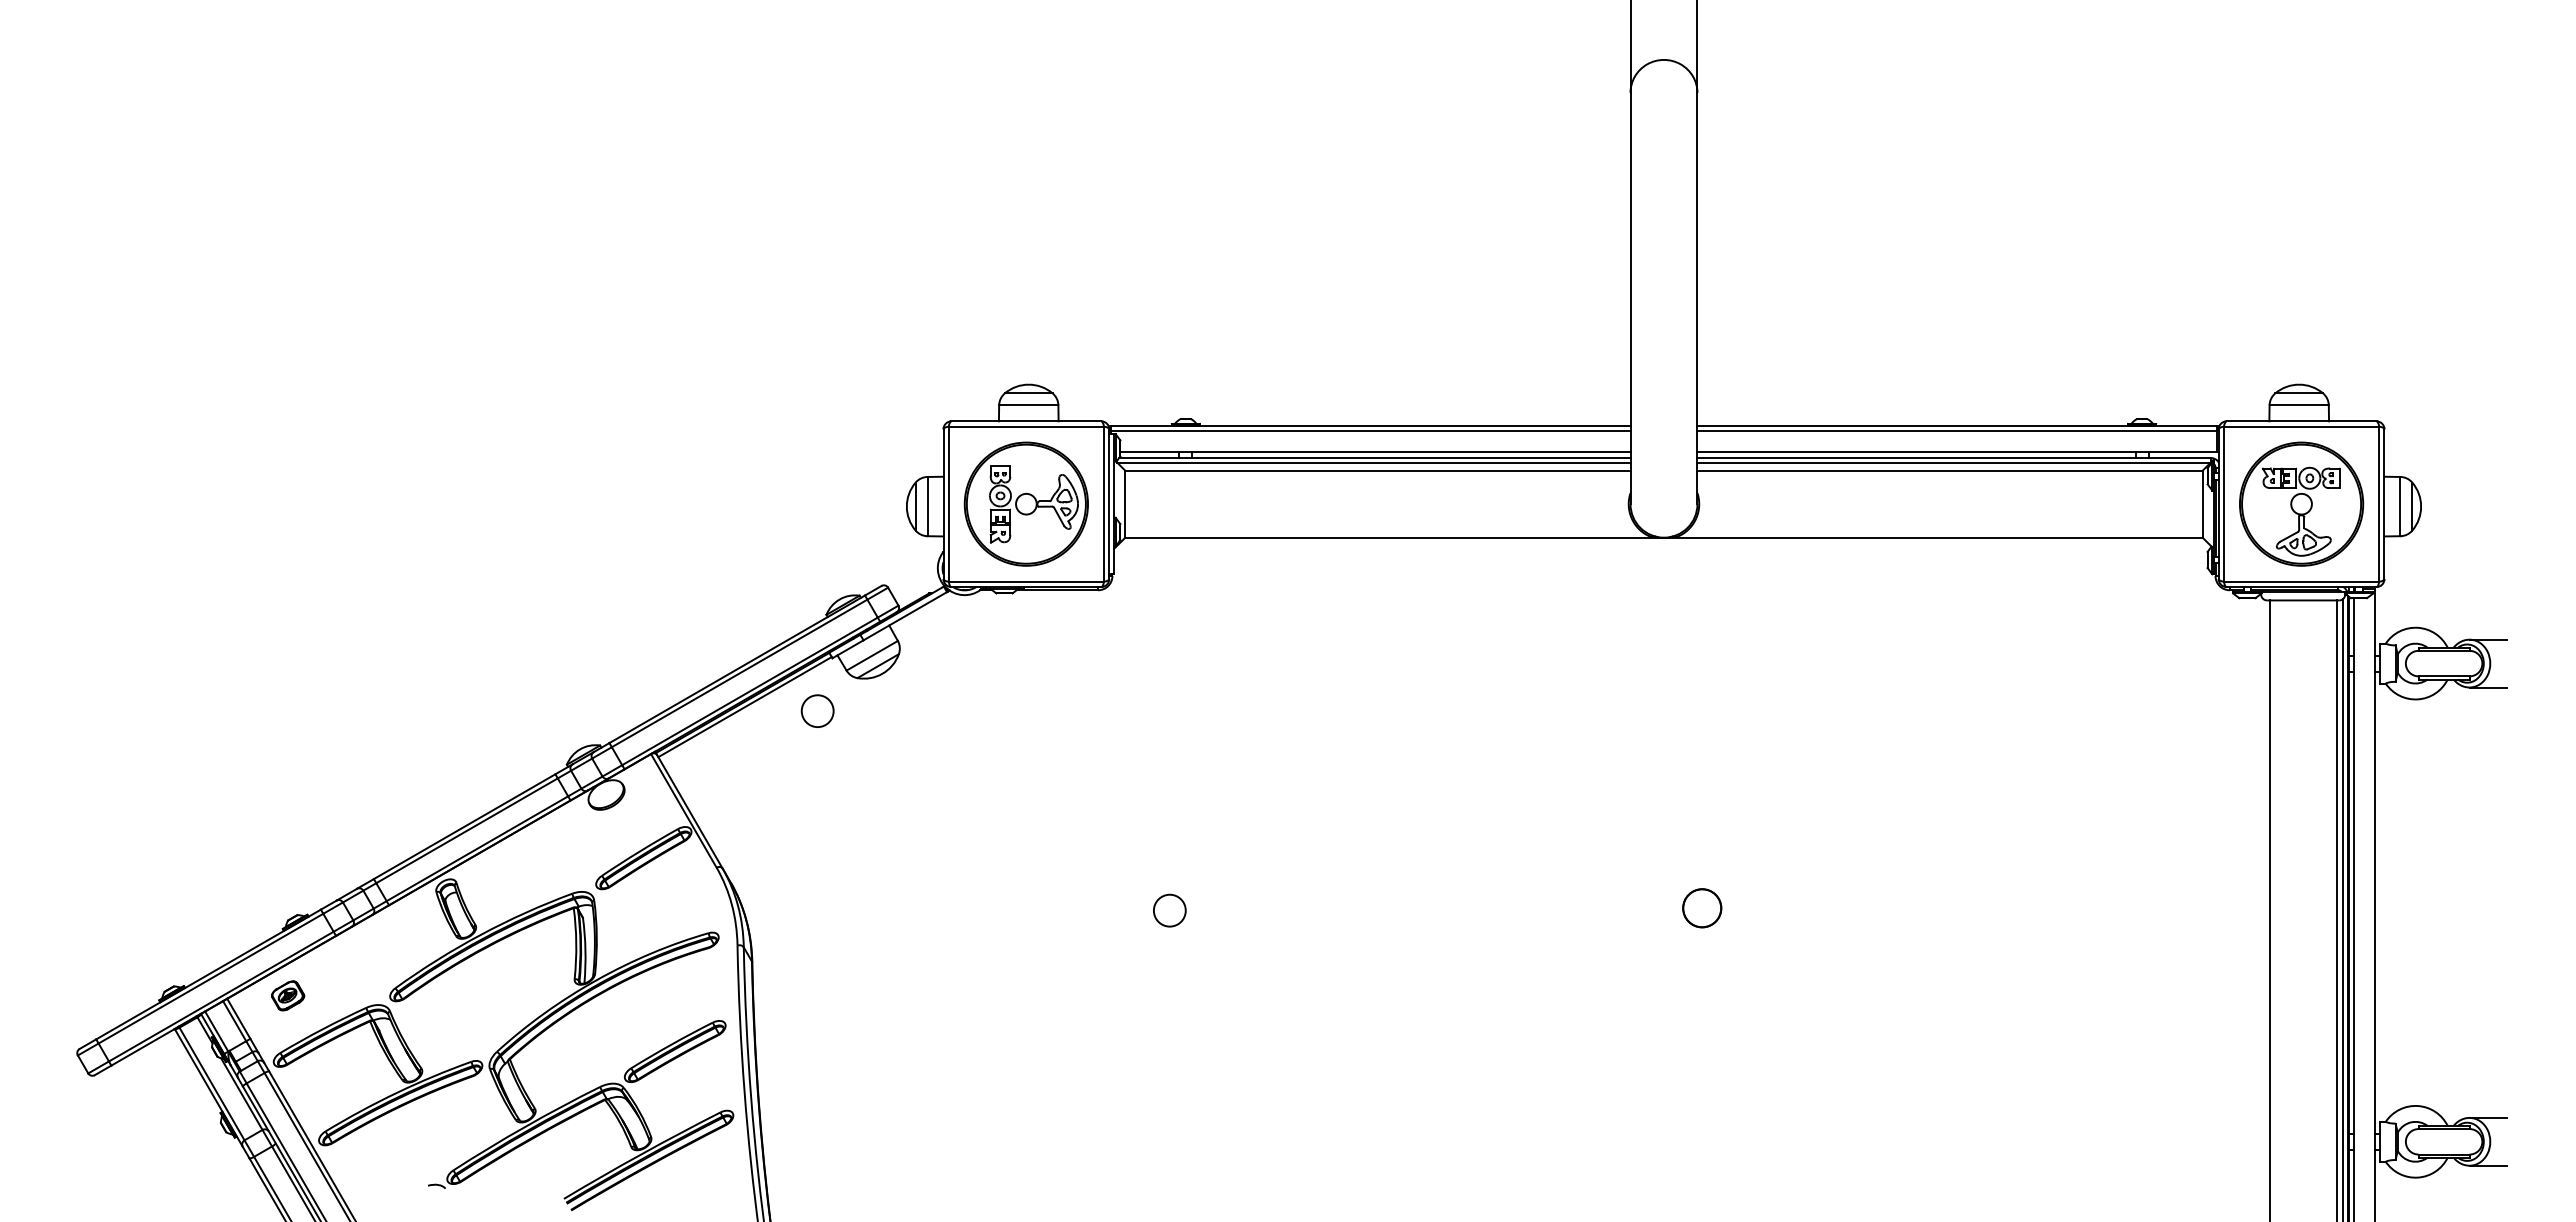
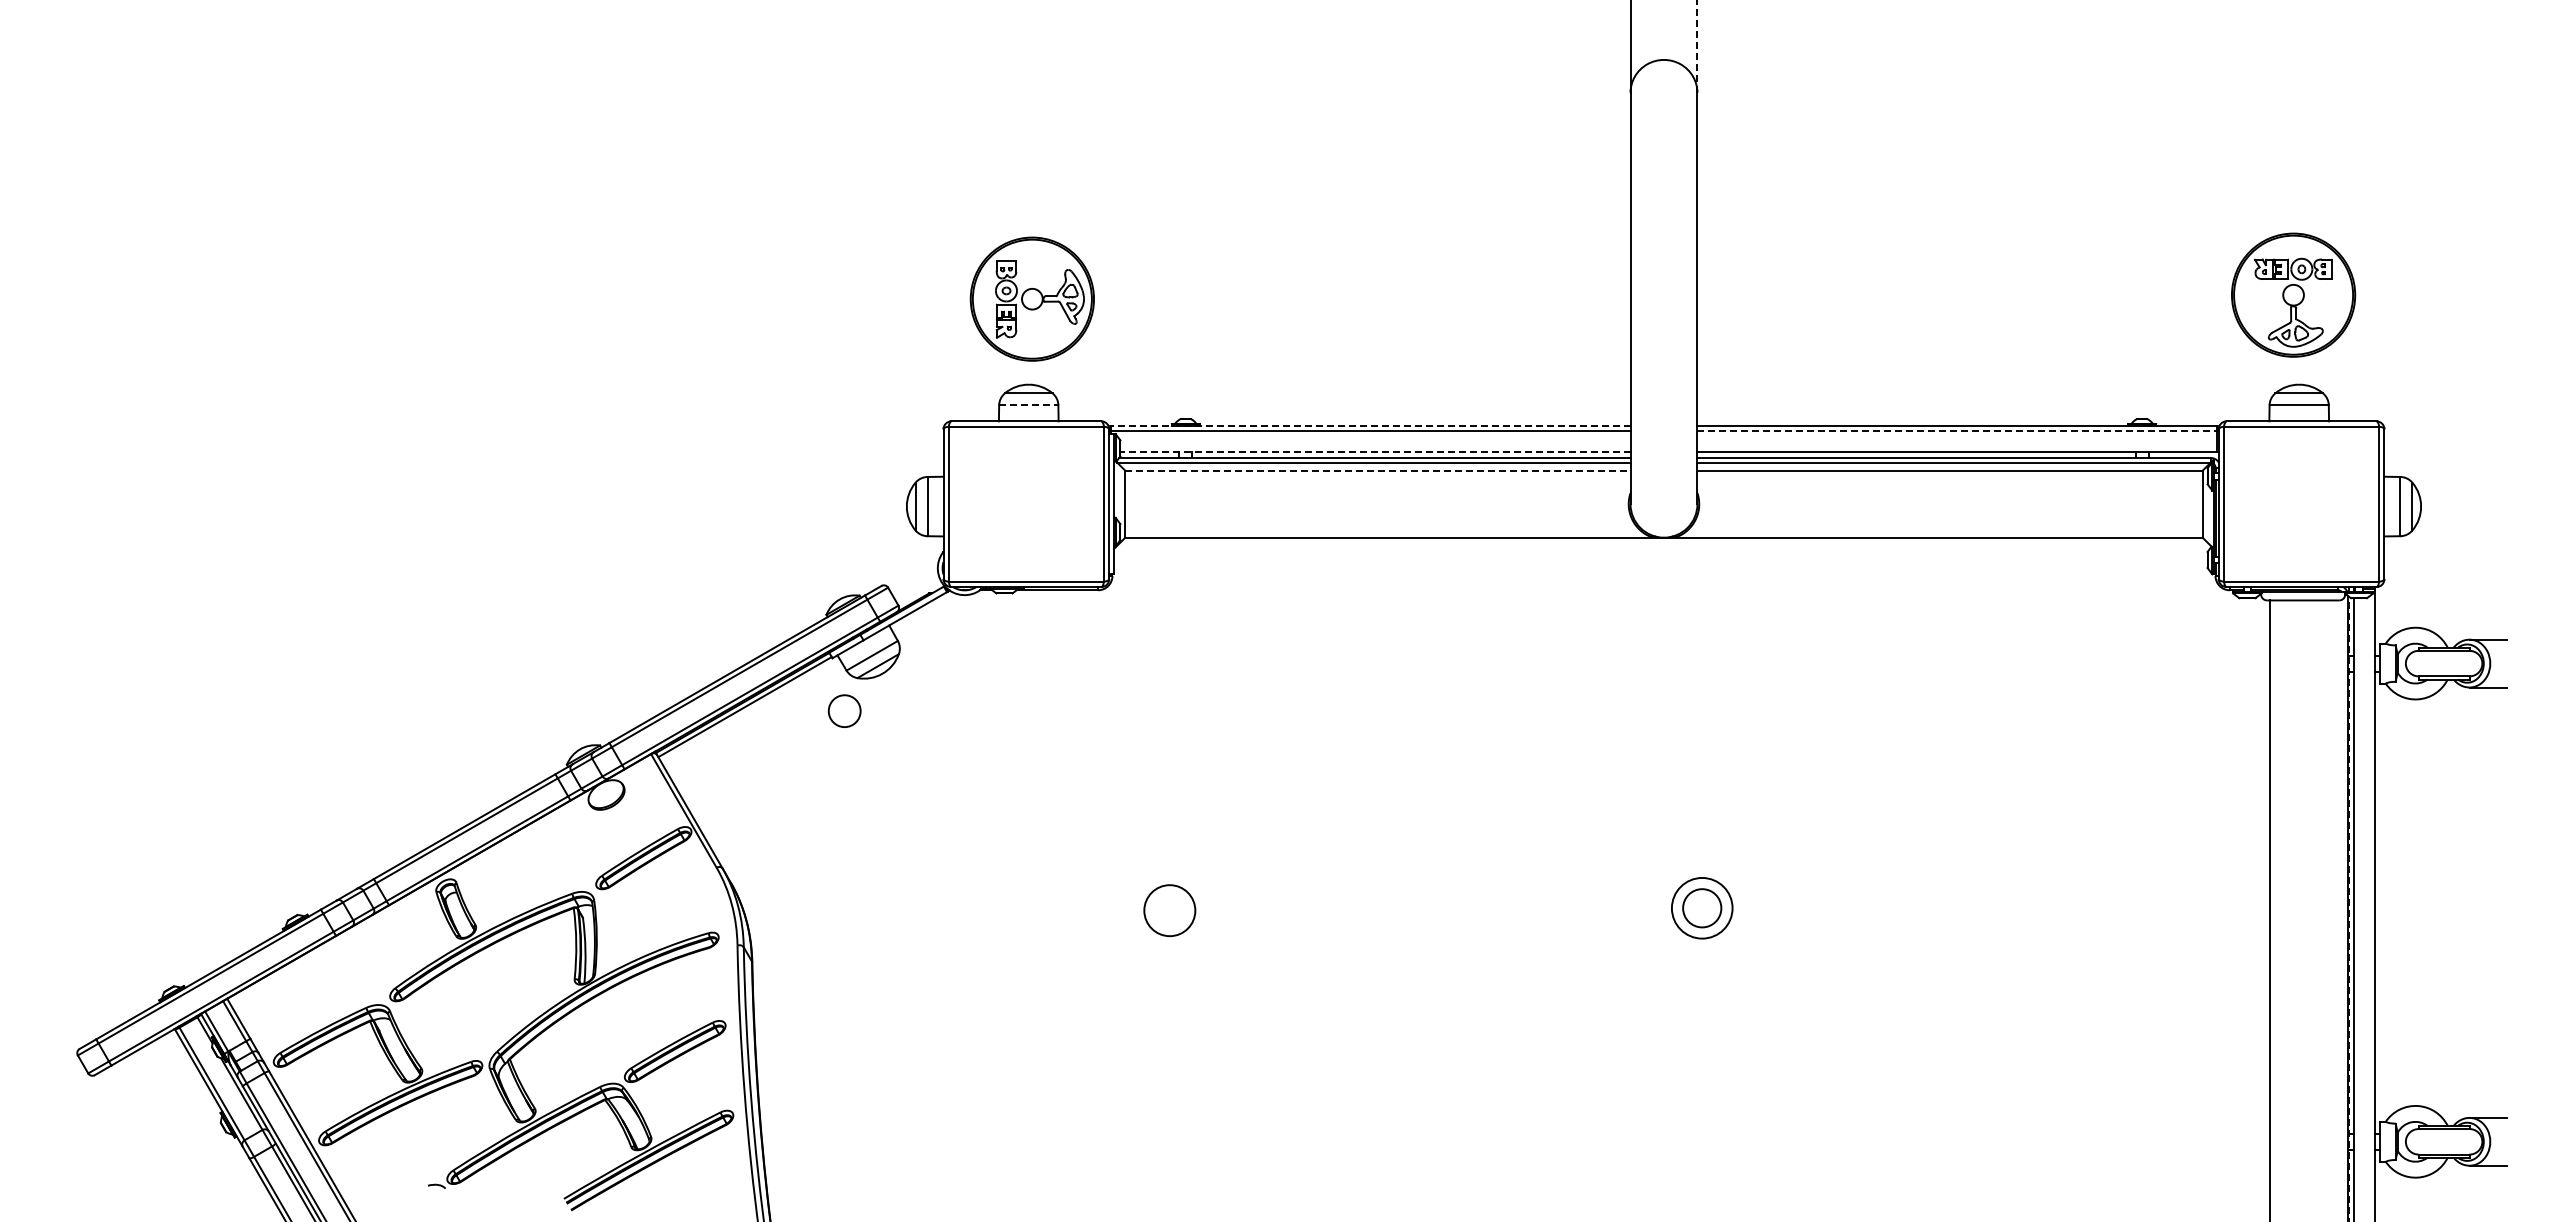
line: solid -> dashed (1697, 46)
line: solid -> dashed (1028, 405)
line: solid -> dashed (1370, 426)
line: solid -> dashed (1957, 430)
line: solid -> dashed (1374, 451)
line: solid -> dashed (1377, 470)
part position: (1025, 503) -> (1031, 298) (1031, 298)
part position: (2301, 503) -> (2293, 294) (2293, 294)
circle position: (817, 710) -> (844, 710) (844, 710)
circle diameter: 38 px -> 61 px (1701, 907)
line: present -> none (2343, 908)
line: solid -> dashed (2349, 908)
line: present -> none (2336, 909)
circle diameter: 32 px -> 51 px (1169, 910)
part: present -> none (288, 995)
